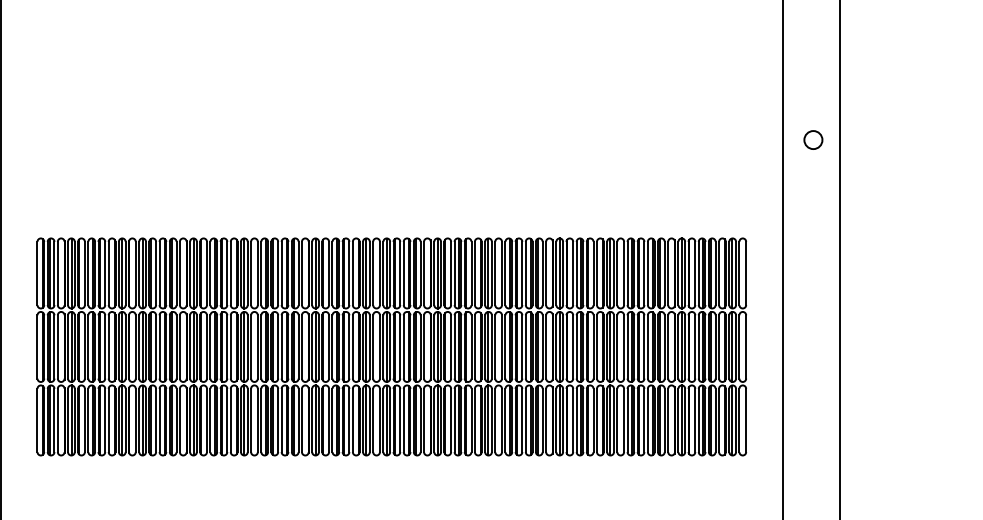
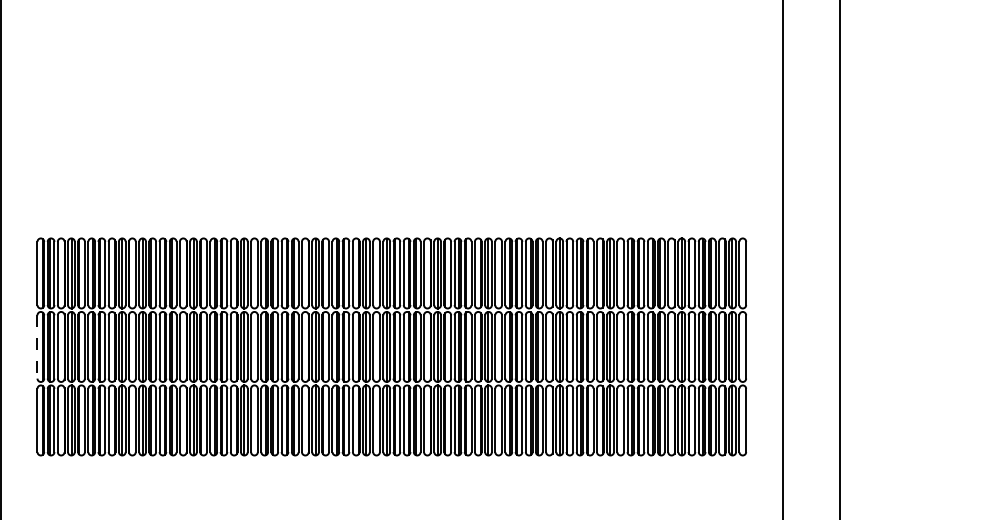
circle: present -> none (813, 139)
line: solid -> dashed (37, 346)
